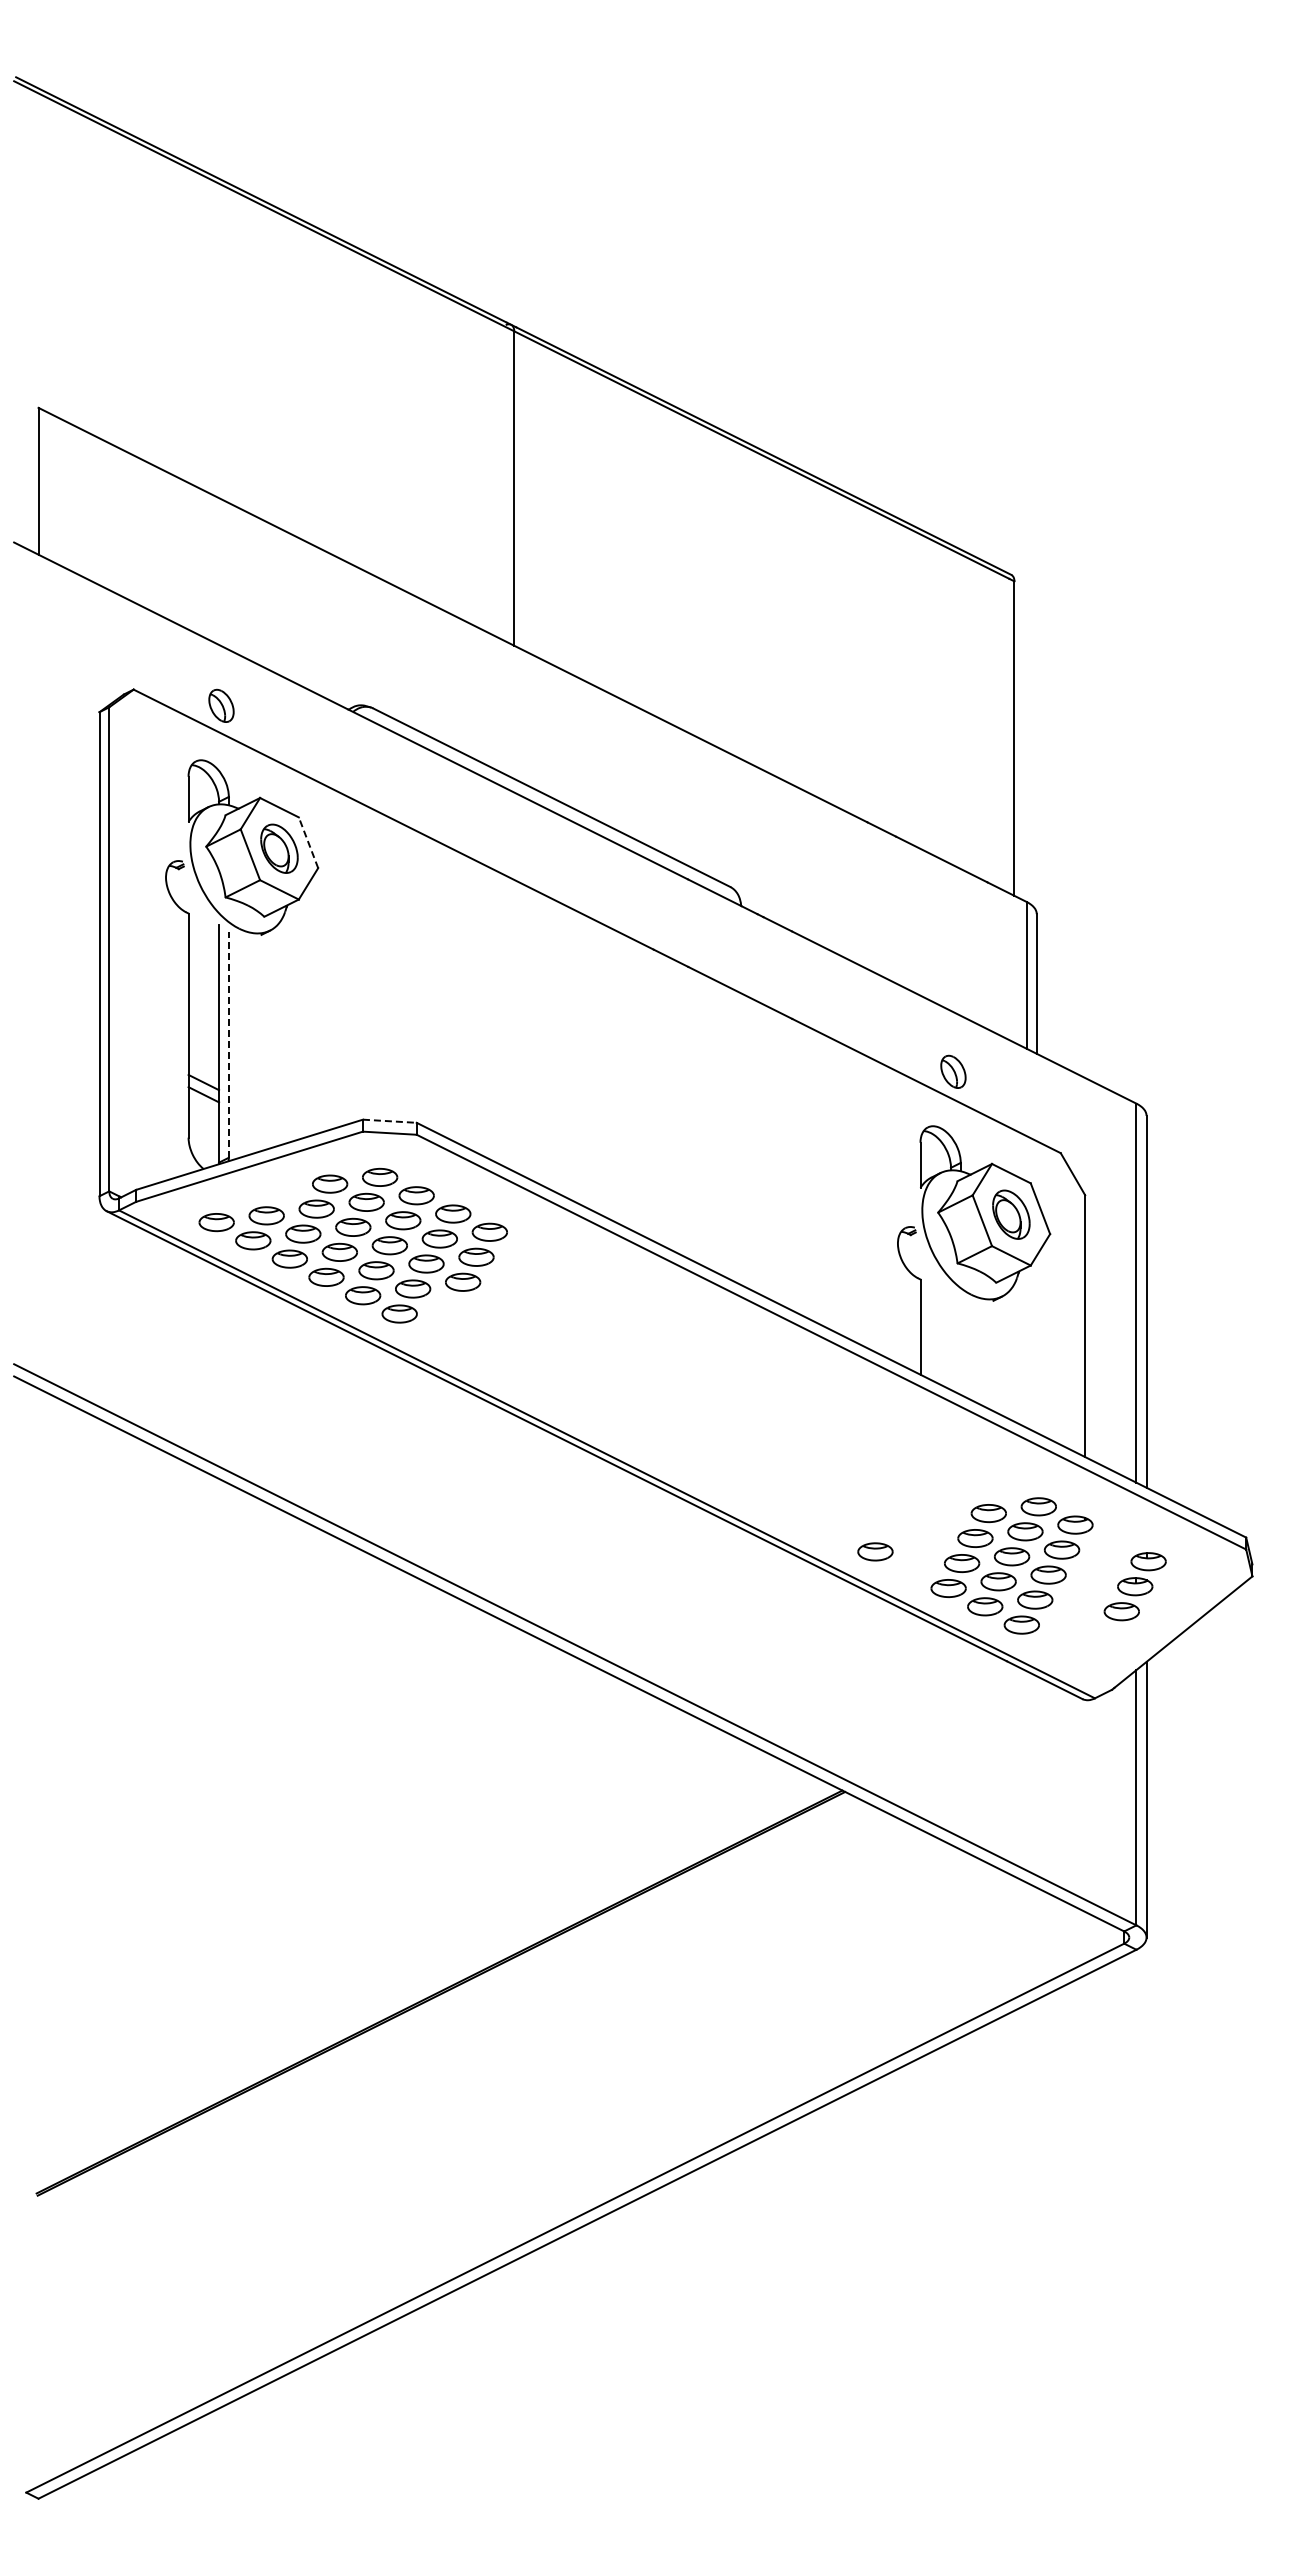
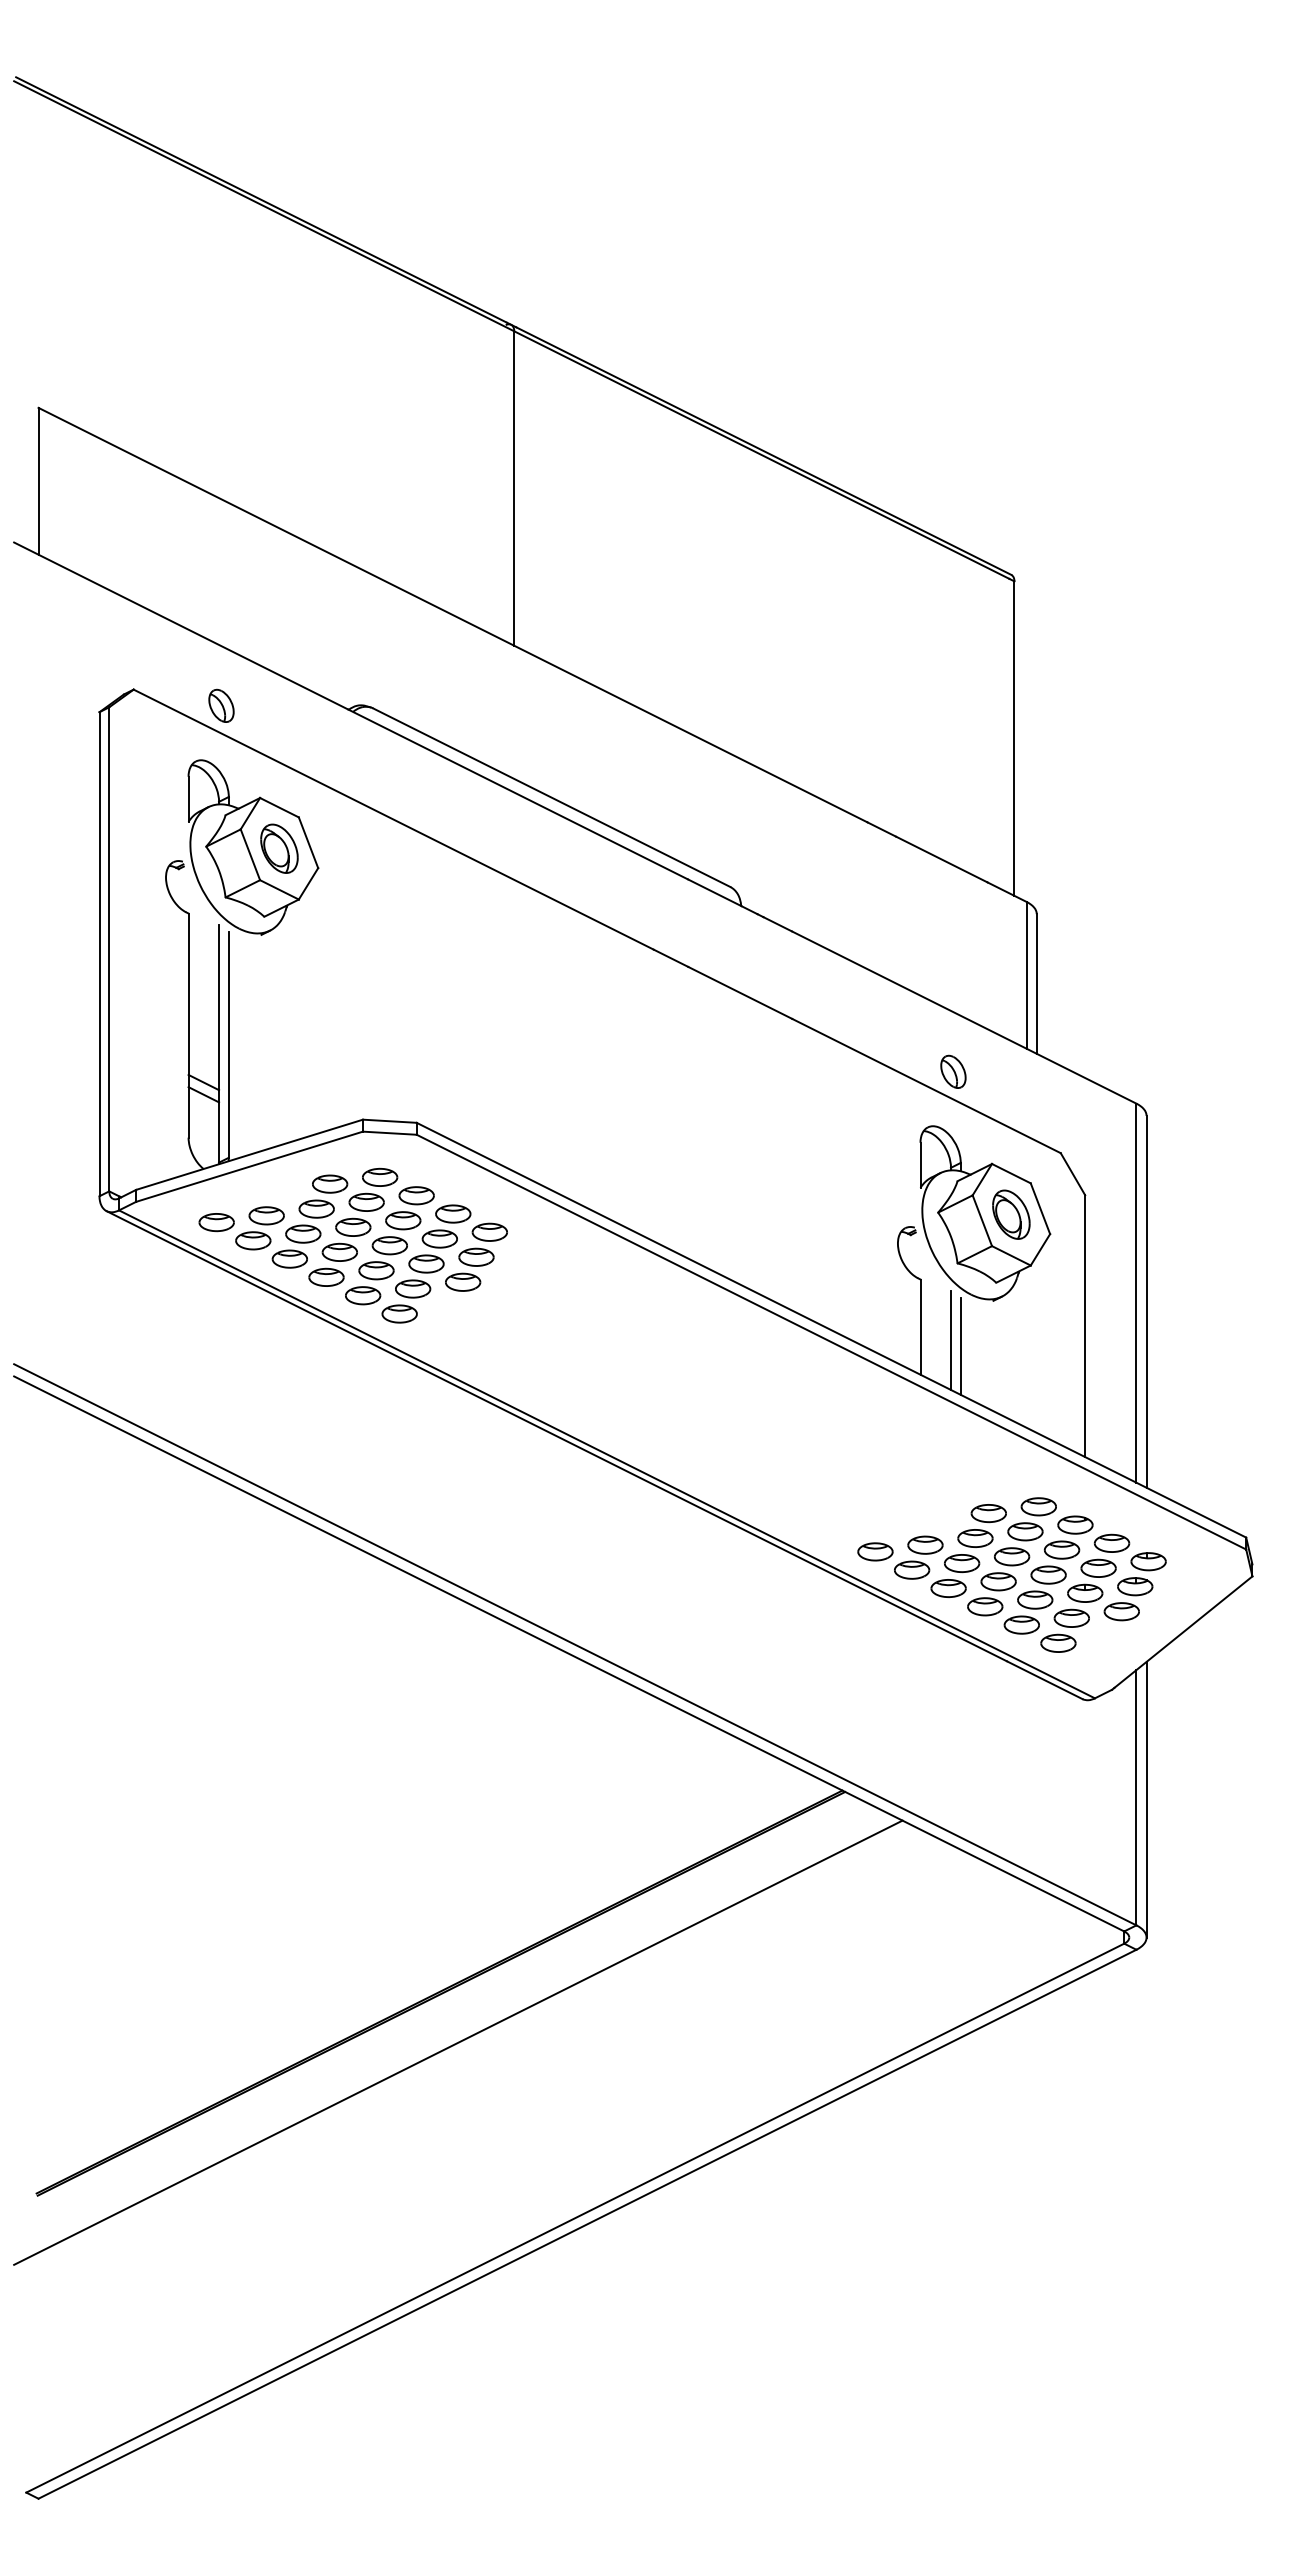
line: dashed -> solid (308, 842)
line: dashed -> solid (228, 1044)
line: dashed -> solid (389, 1121)
line: none -> present (951, 1340)
line: none -> present (960, 1345)
part: none -> present (918, 1557)
part: none -> present (1085, 1592)
line: none -> present (458, 2042)
